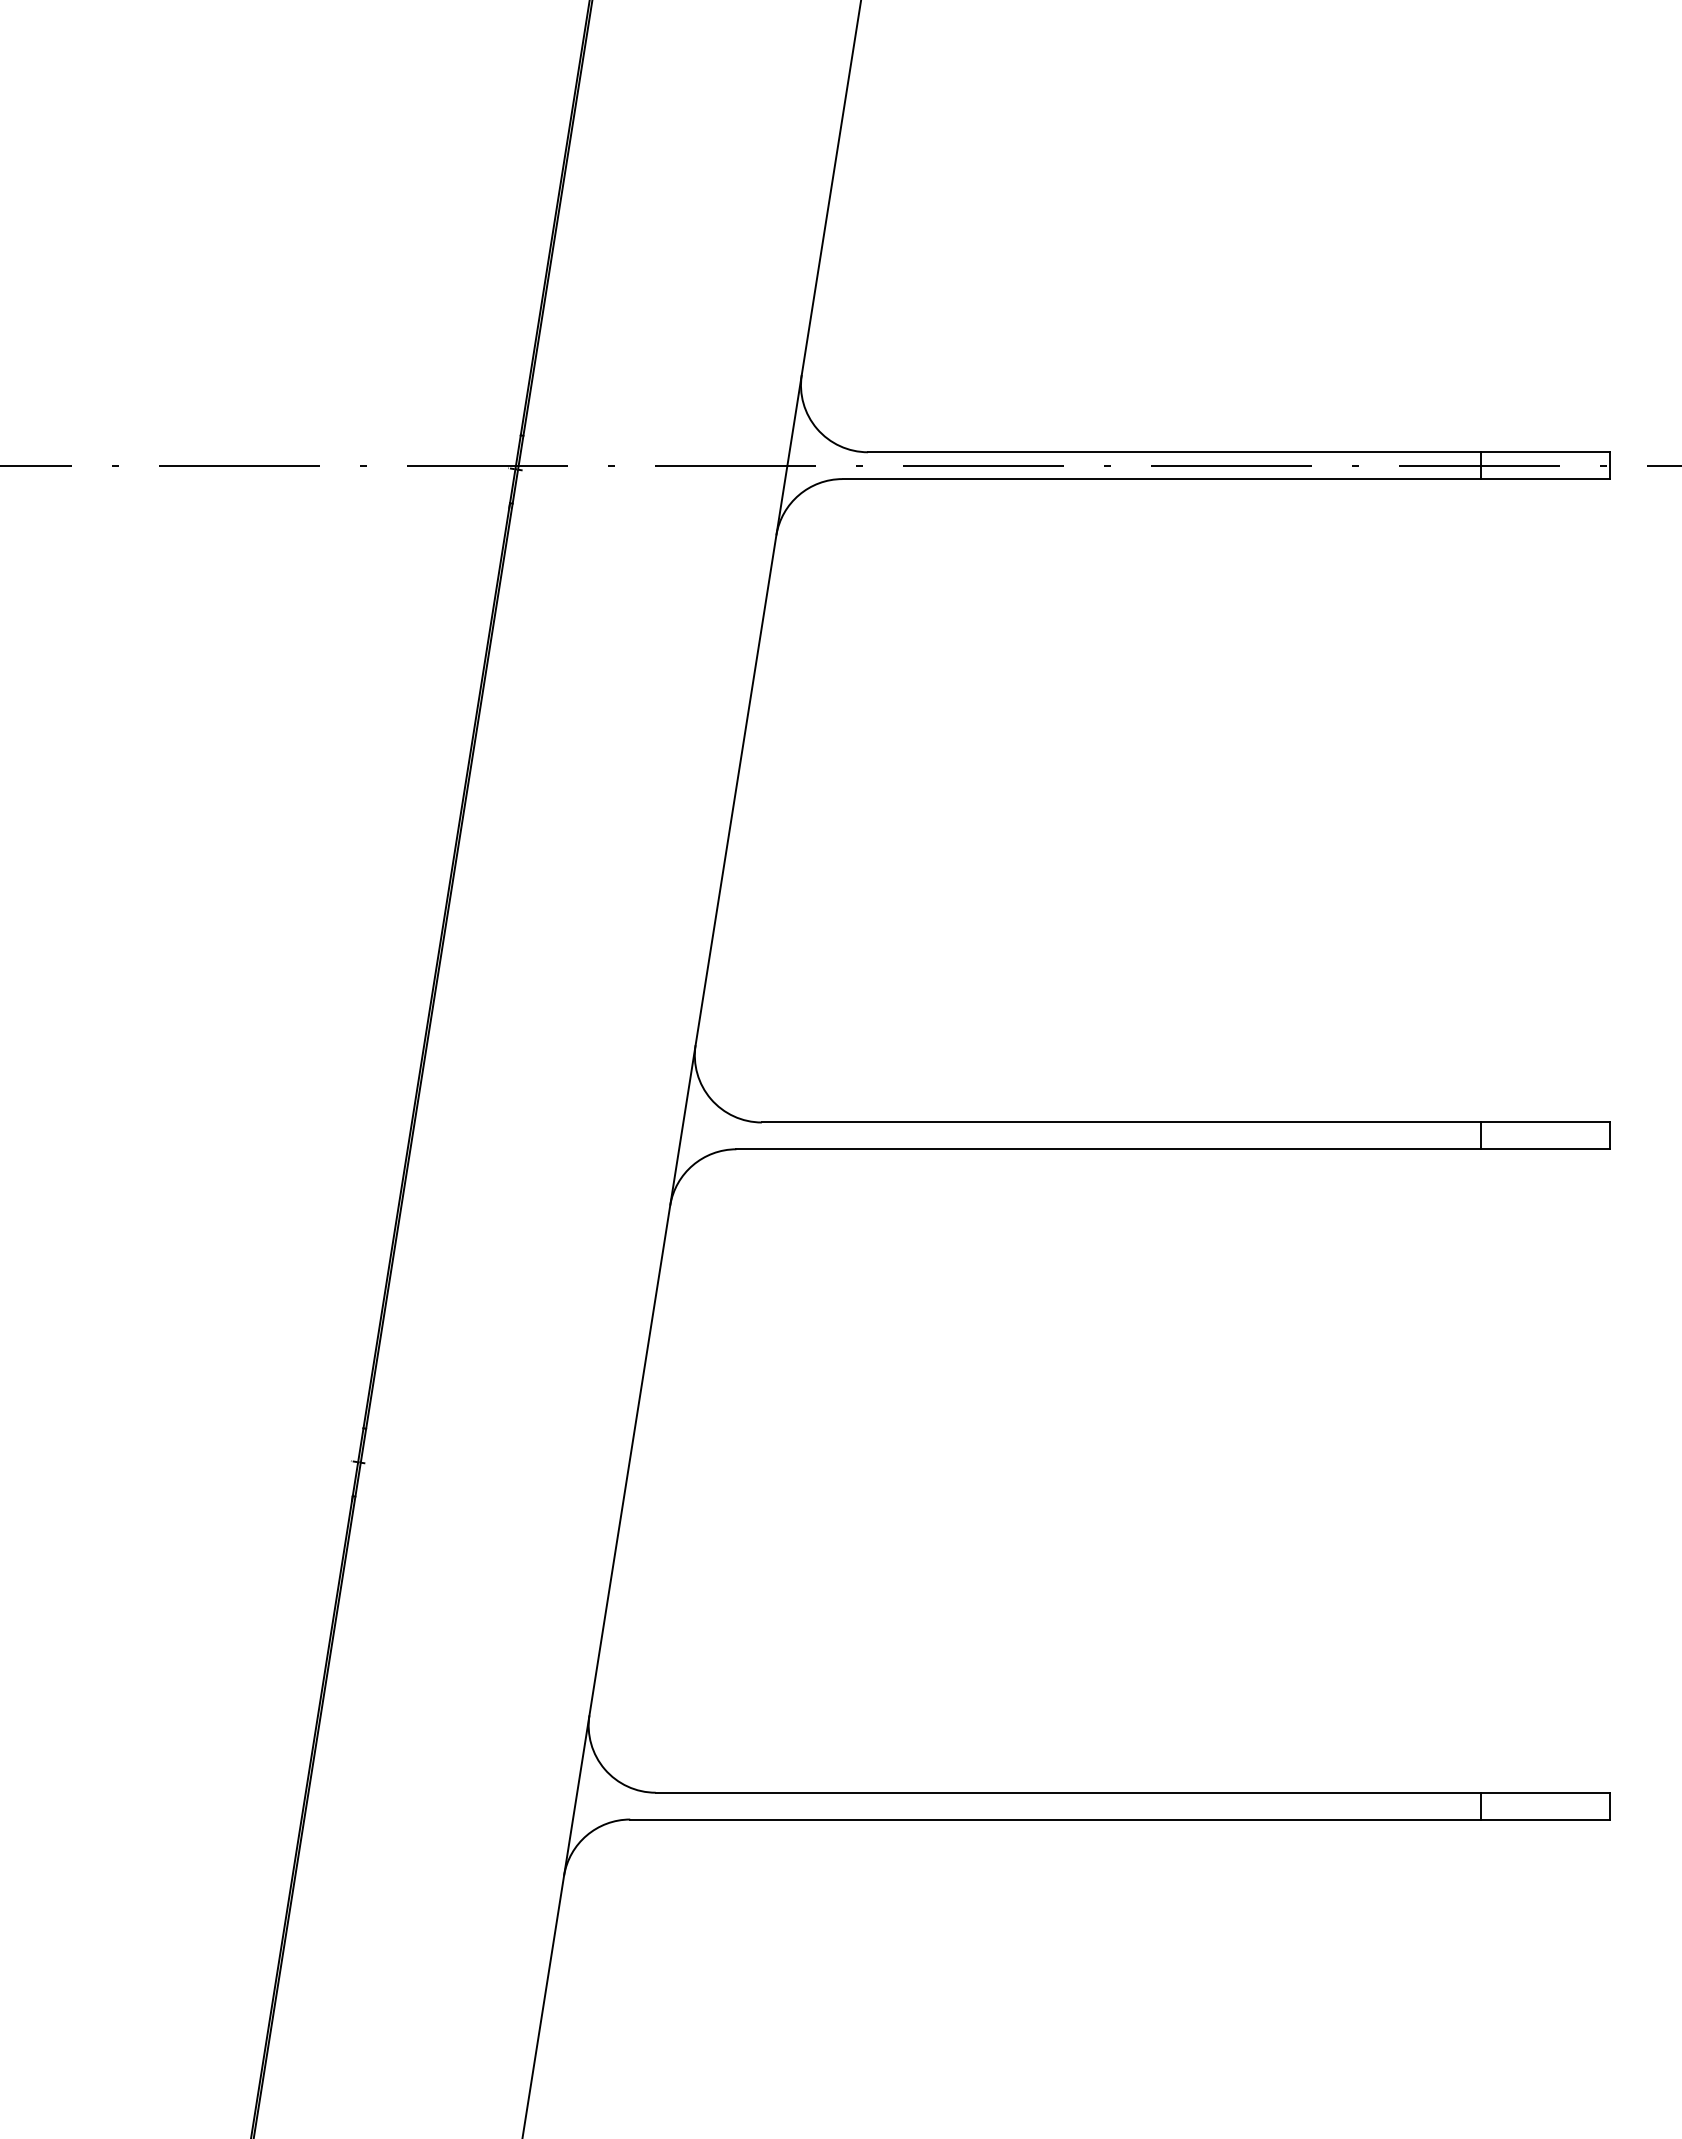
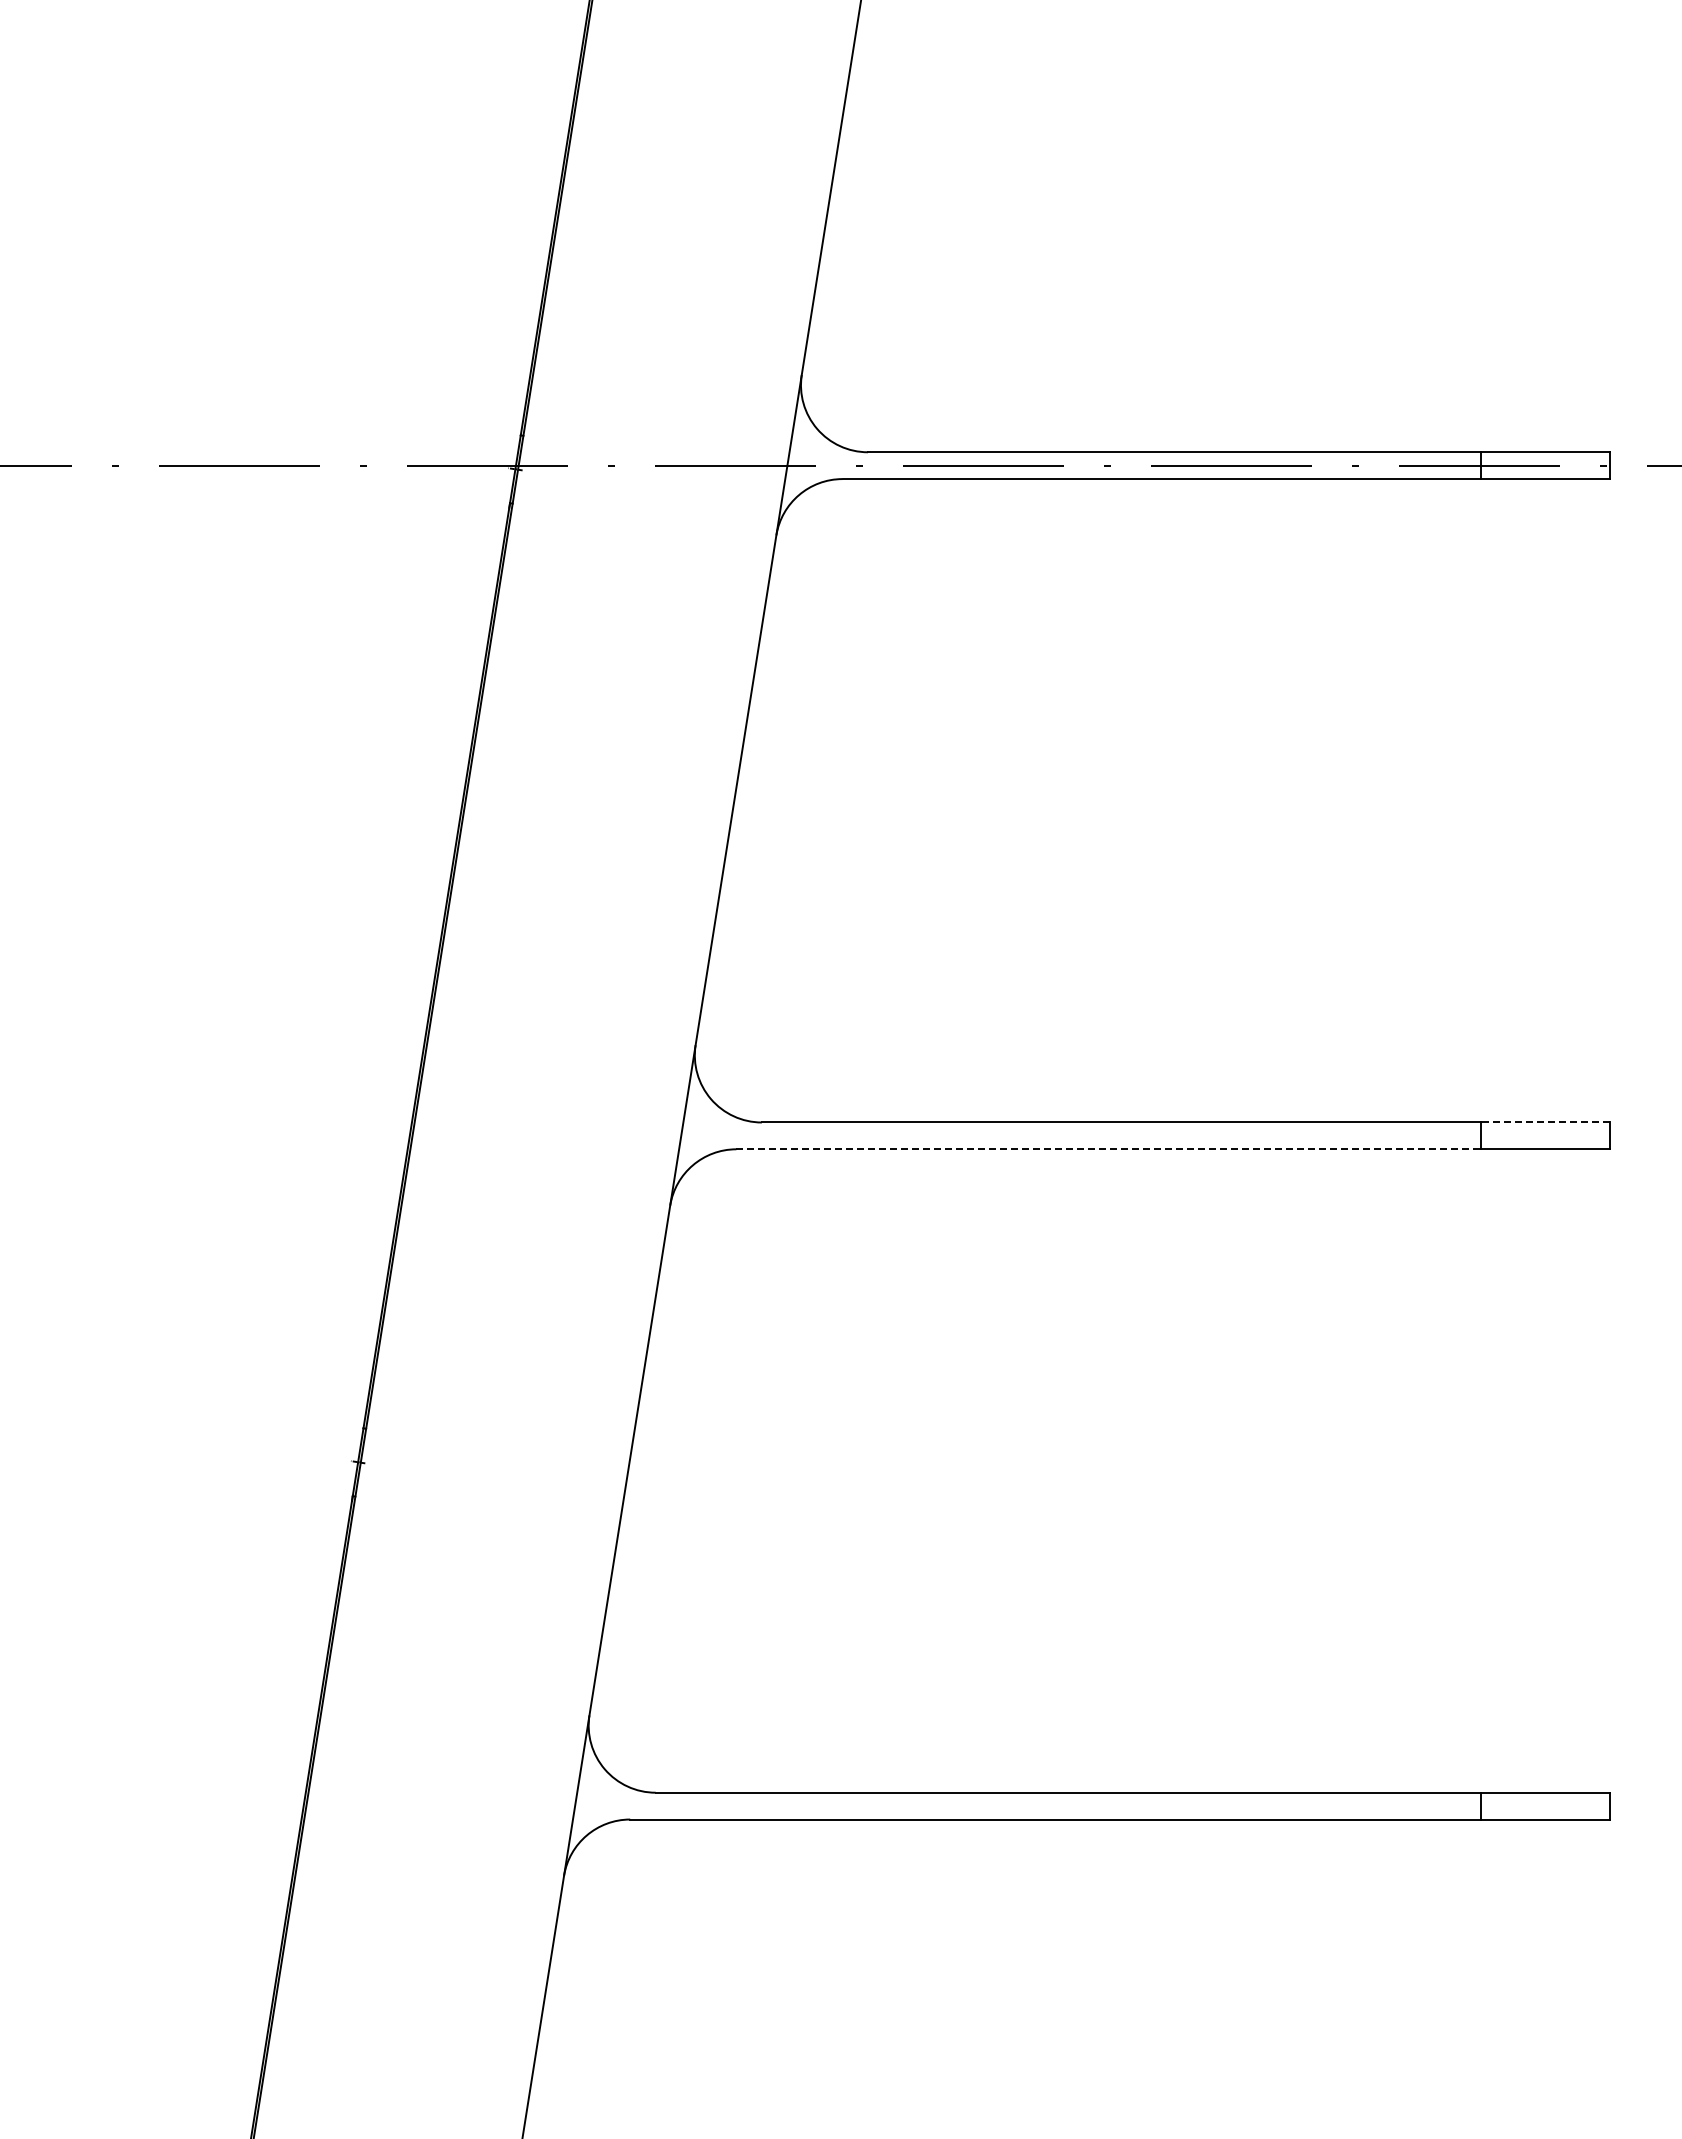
line: solid -> dashed (1545, 1122)
line: solid -> dashed (1109, 1149)
